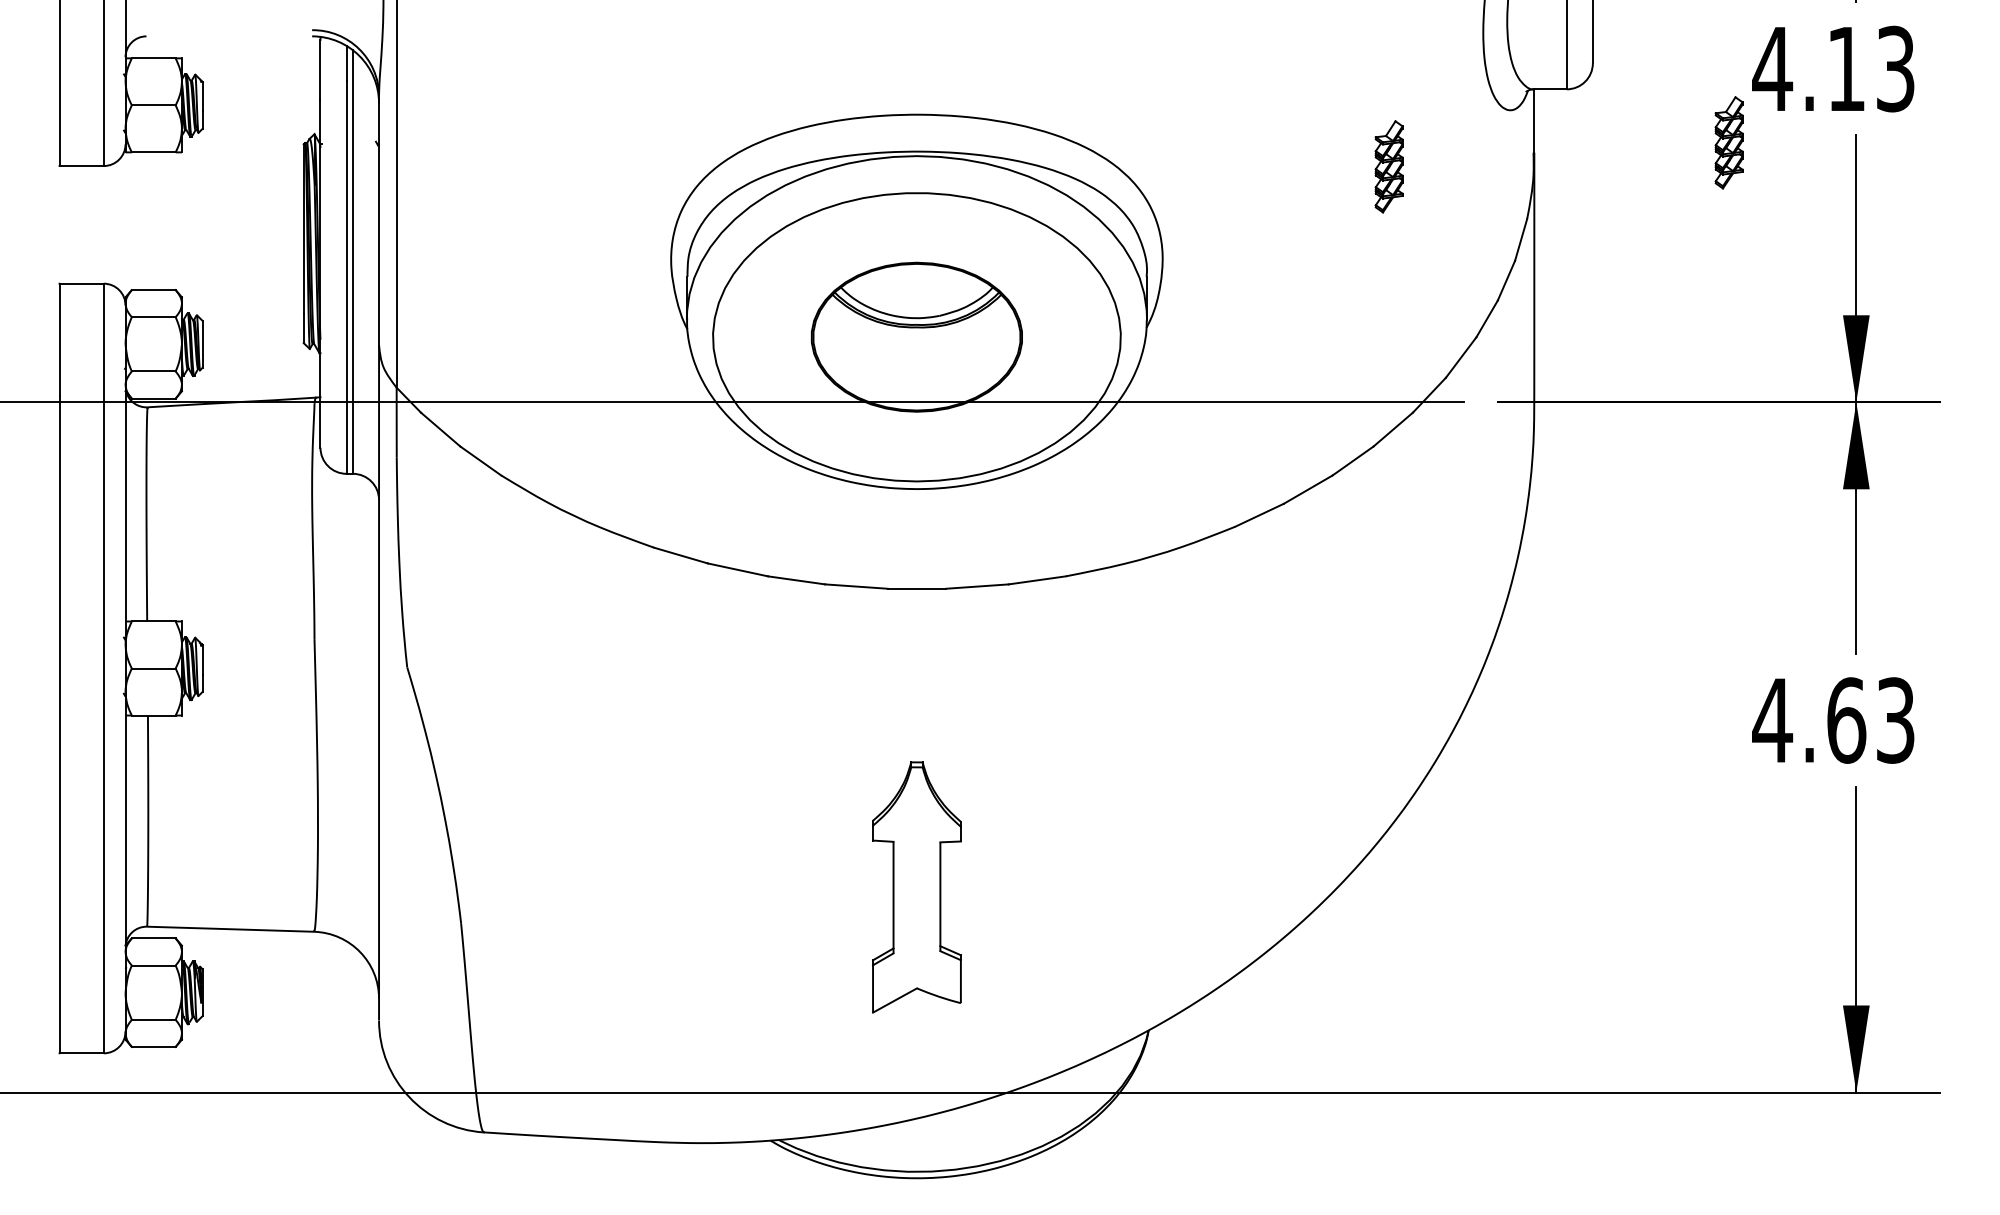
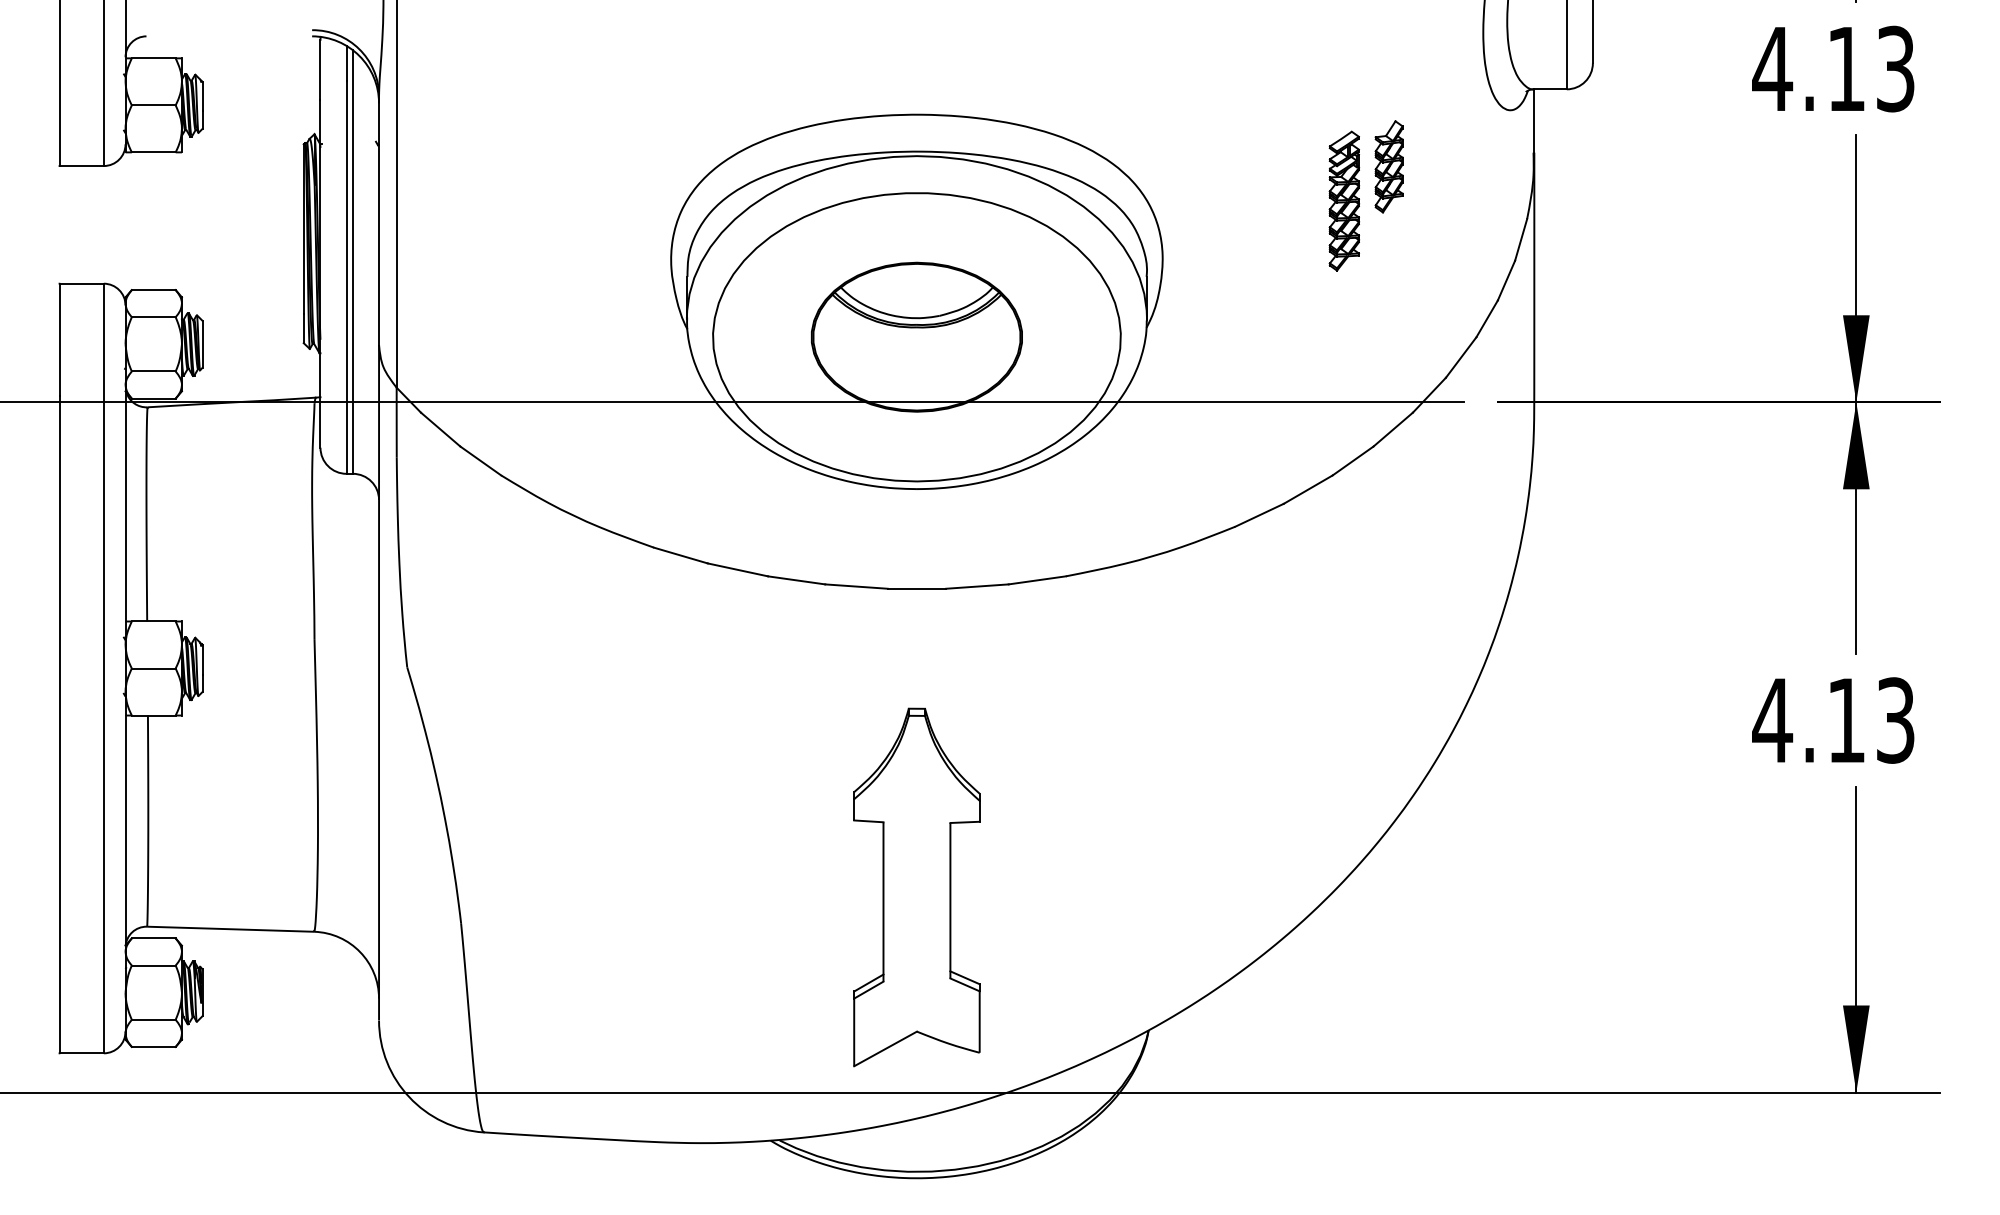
part: present -> none (1728, 142)
part: none -> present (1344, 200)
text: 4.63 -> 4.13 (1846, 720)
part size: 90x253 px -> 128x361 px (916, 887)
